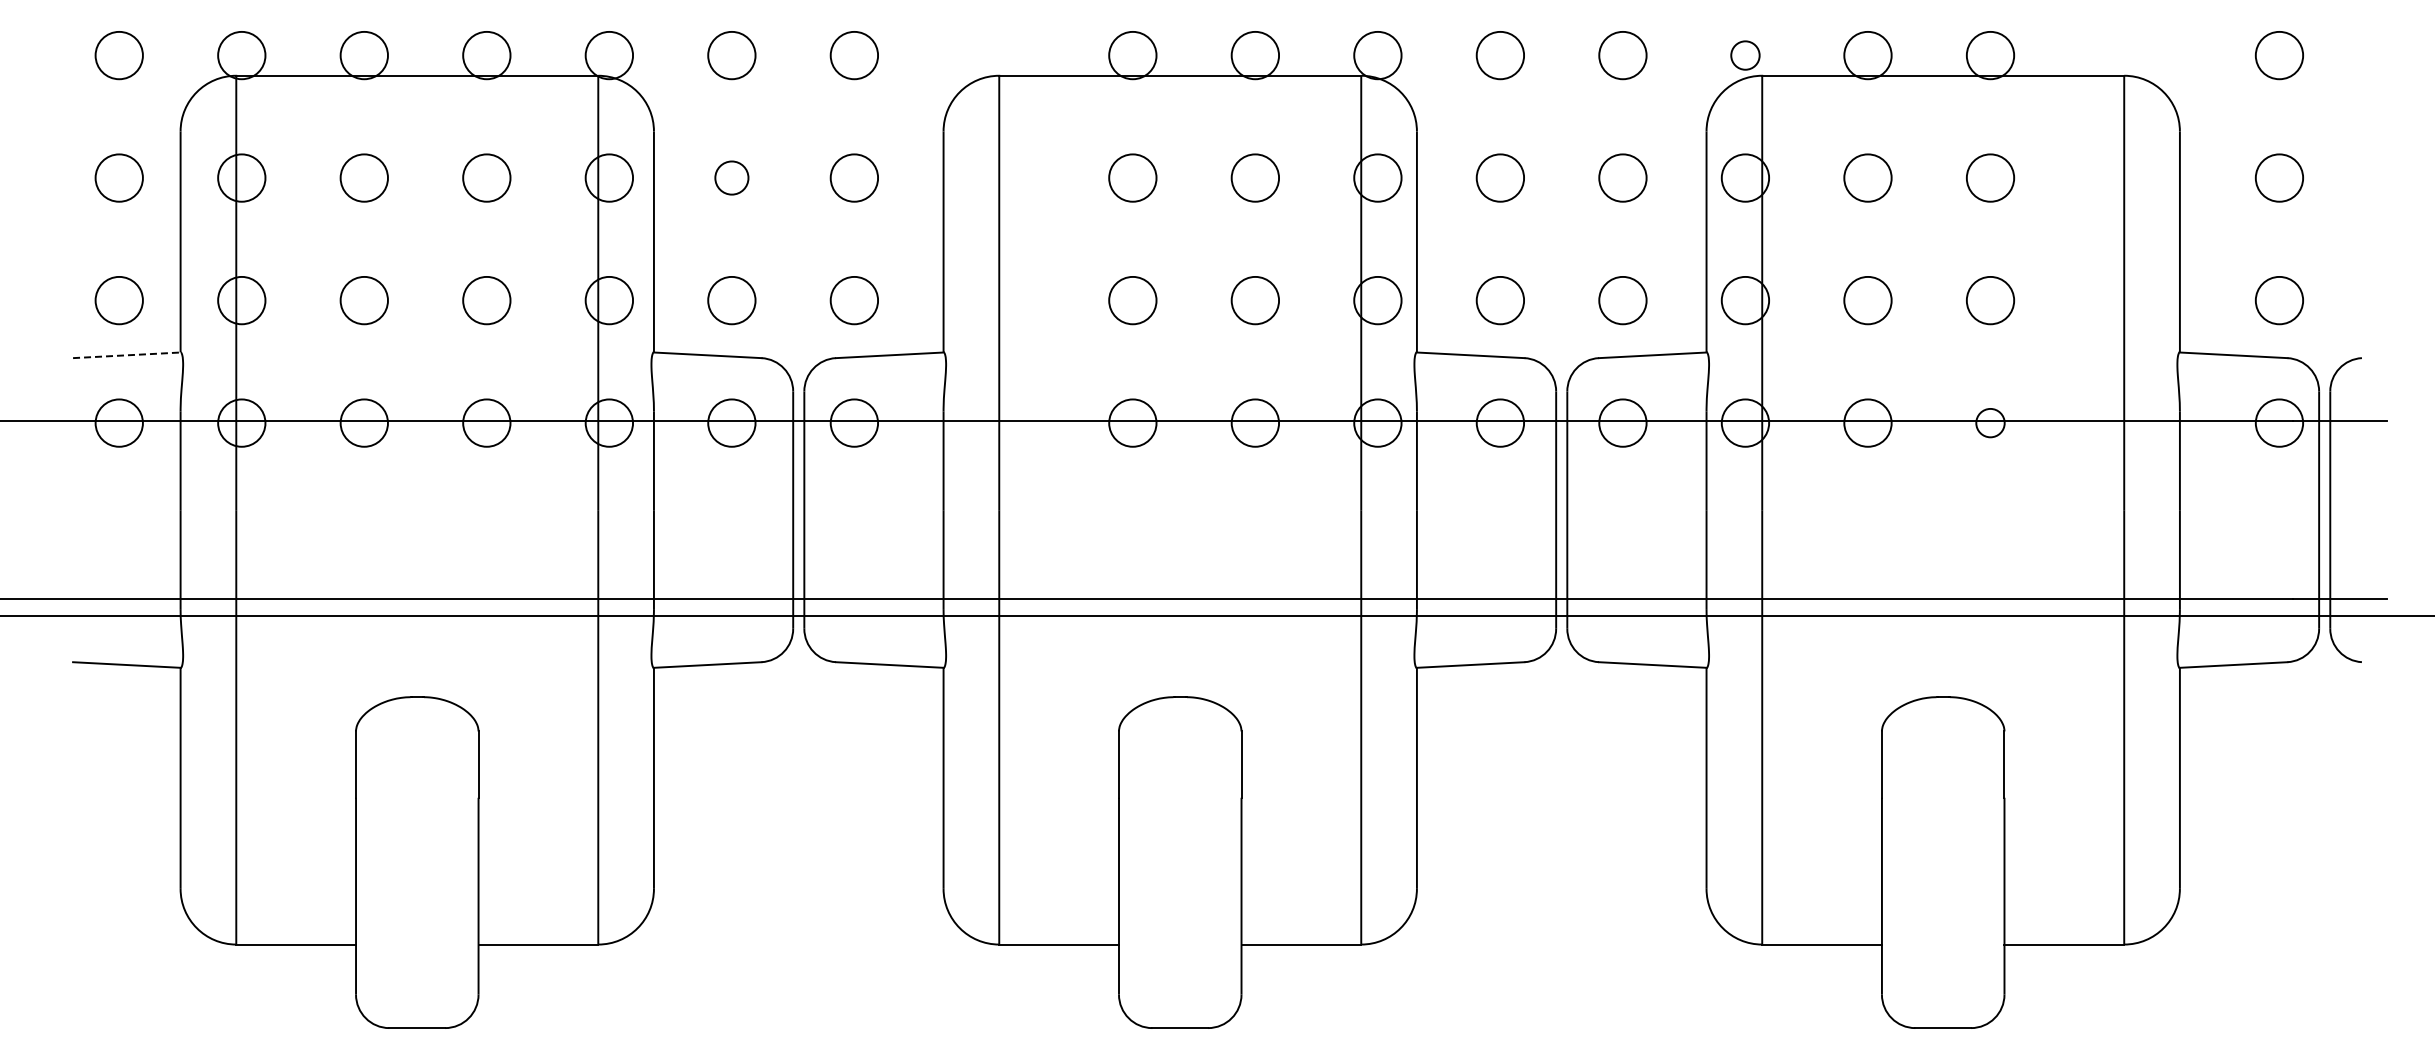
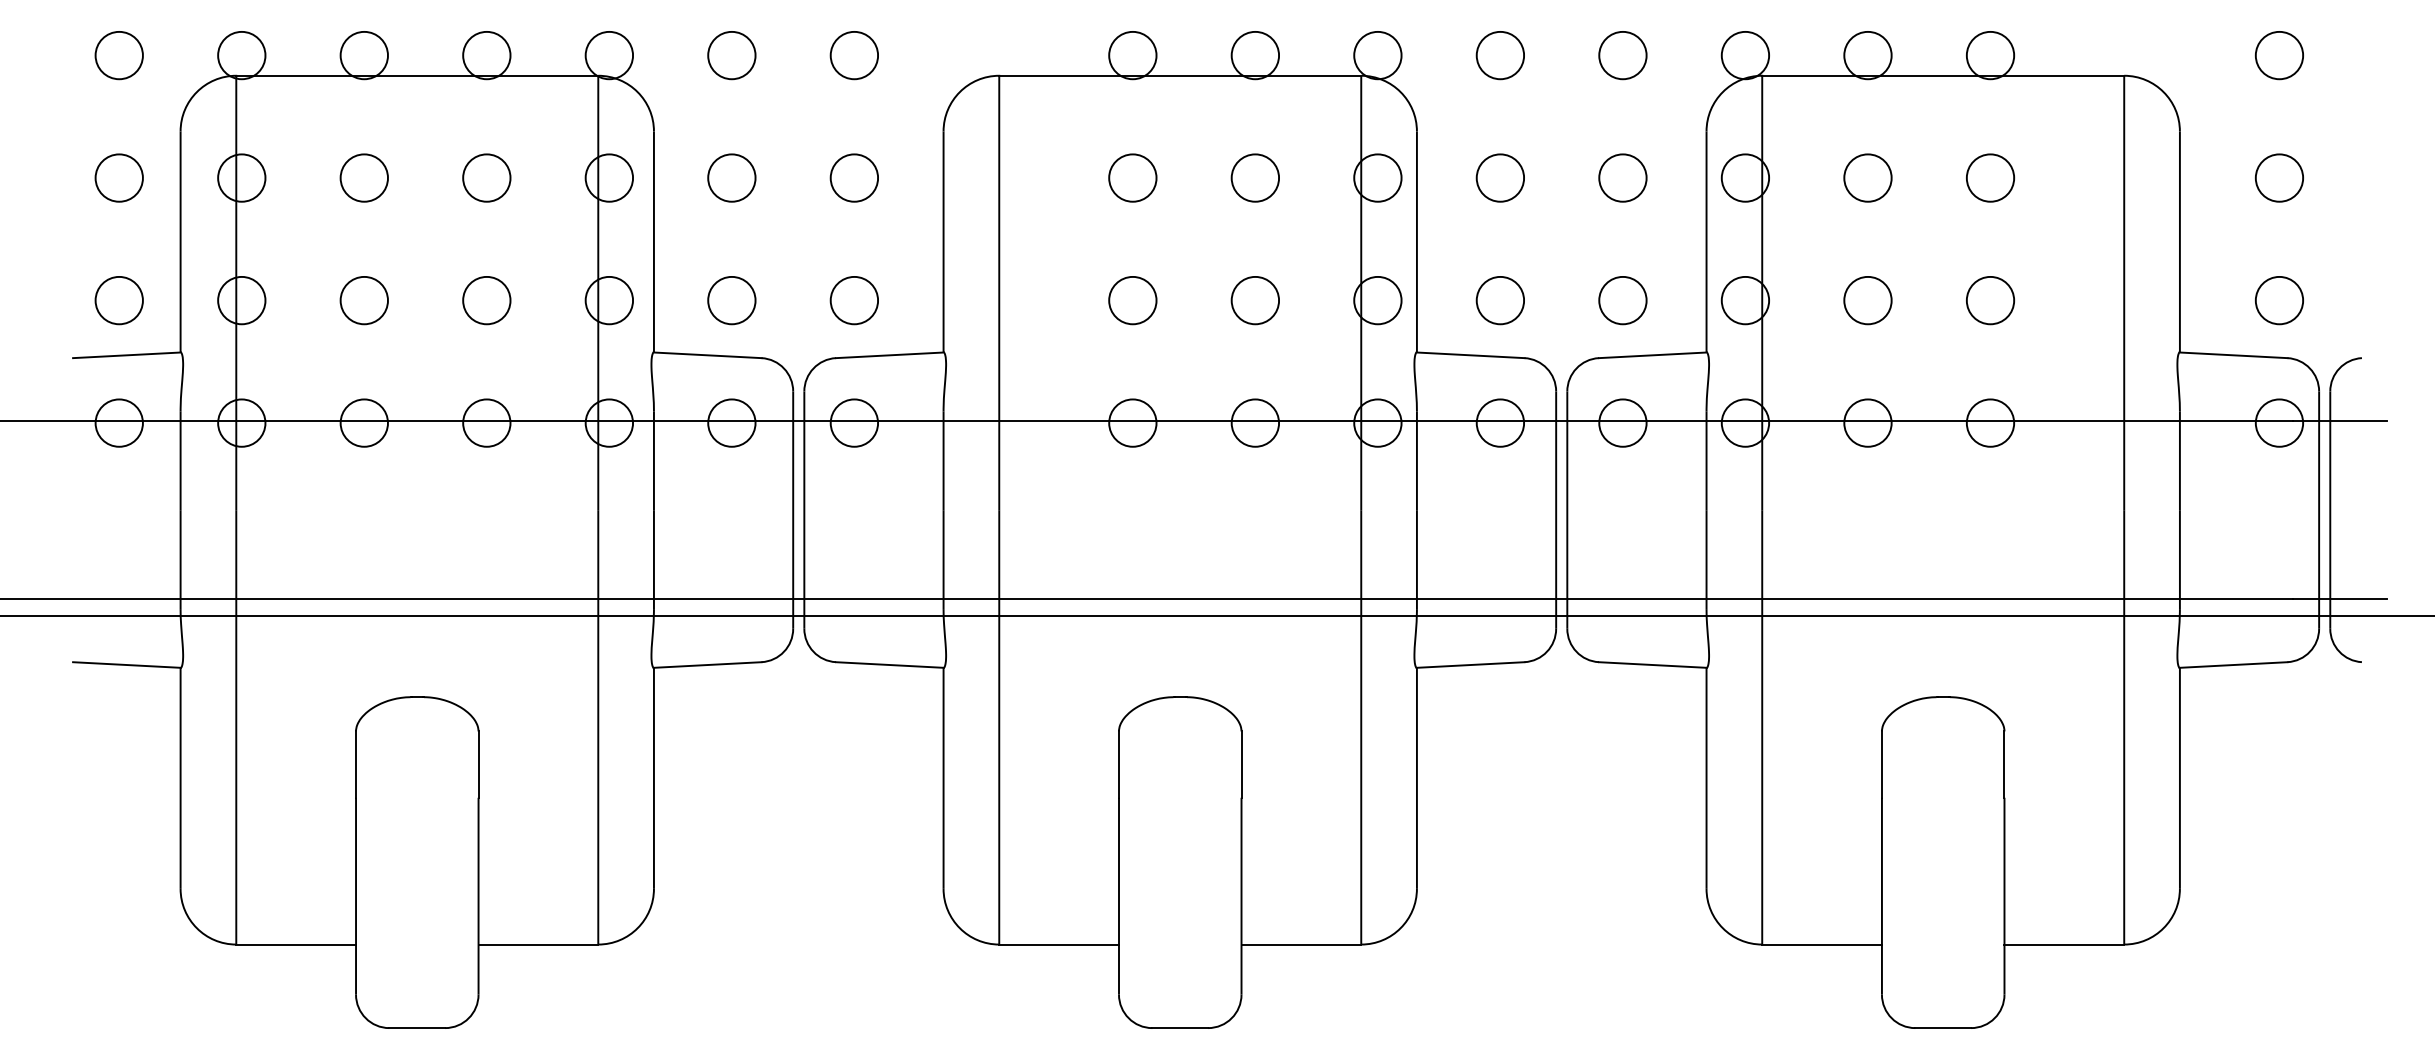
circle diameter: 28 px -> 47 px (1745, 55)
circle size: 36x36 px -> 50x50 px (731, 177)
line: dashed -> solid (126, 355)
circle diameter: 28 px -> 47 px (1990, 422)
